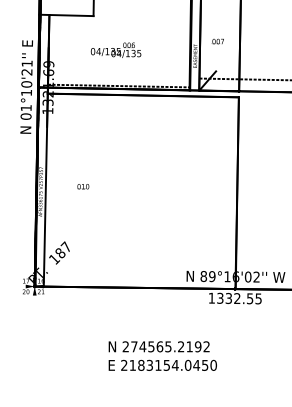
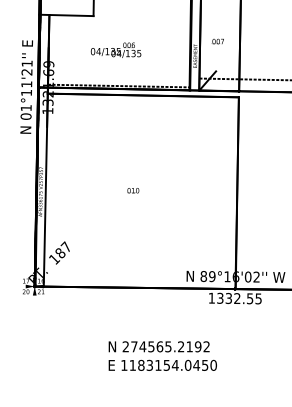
text: 01°10'21'' -> 01°11'21'' (26, 84)
text position: (83, 186) -> (133, 190) (133, 190)
text: 2183154.0450 -> 1183154.0450 (124, 364)
